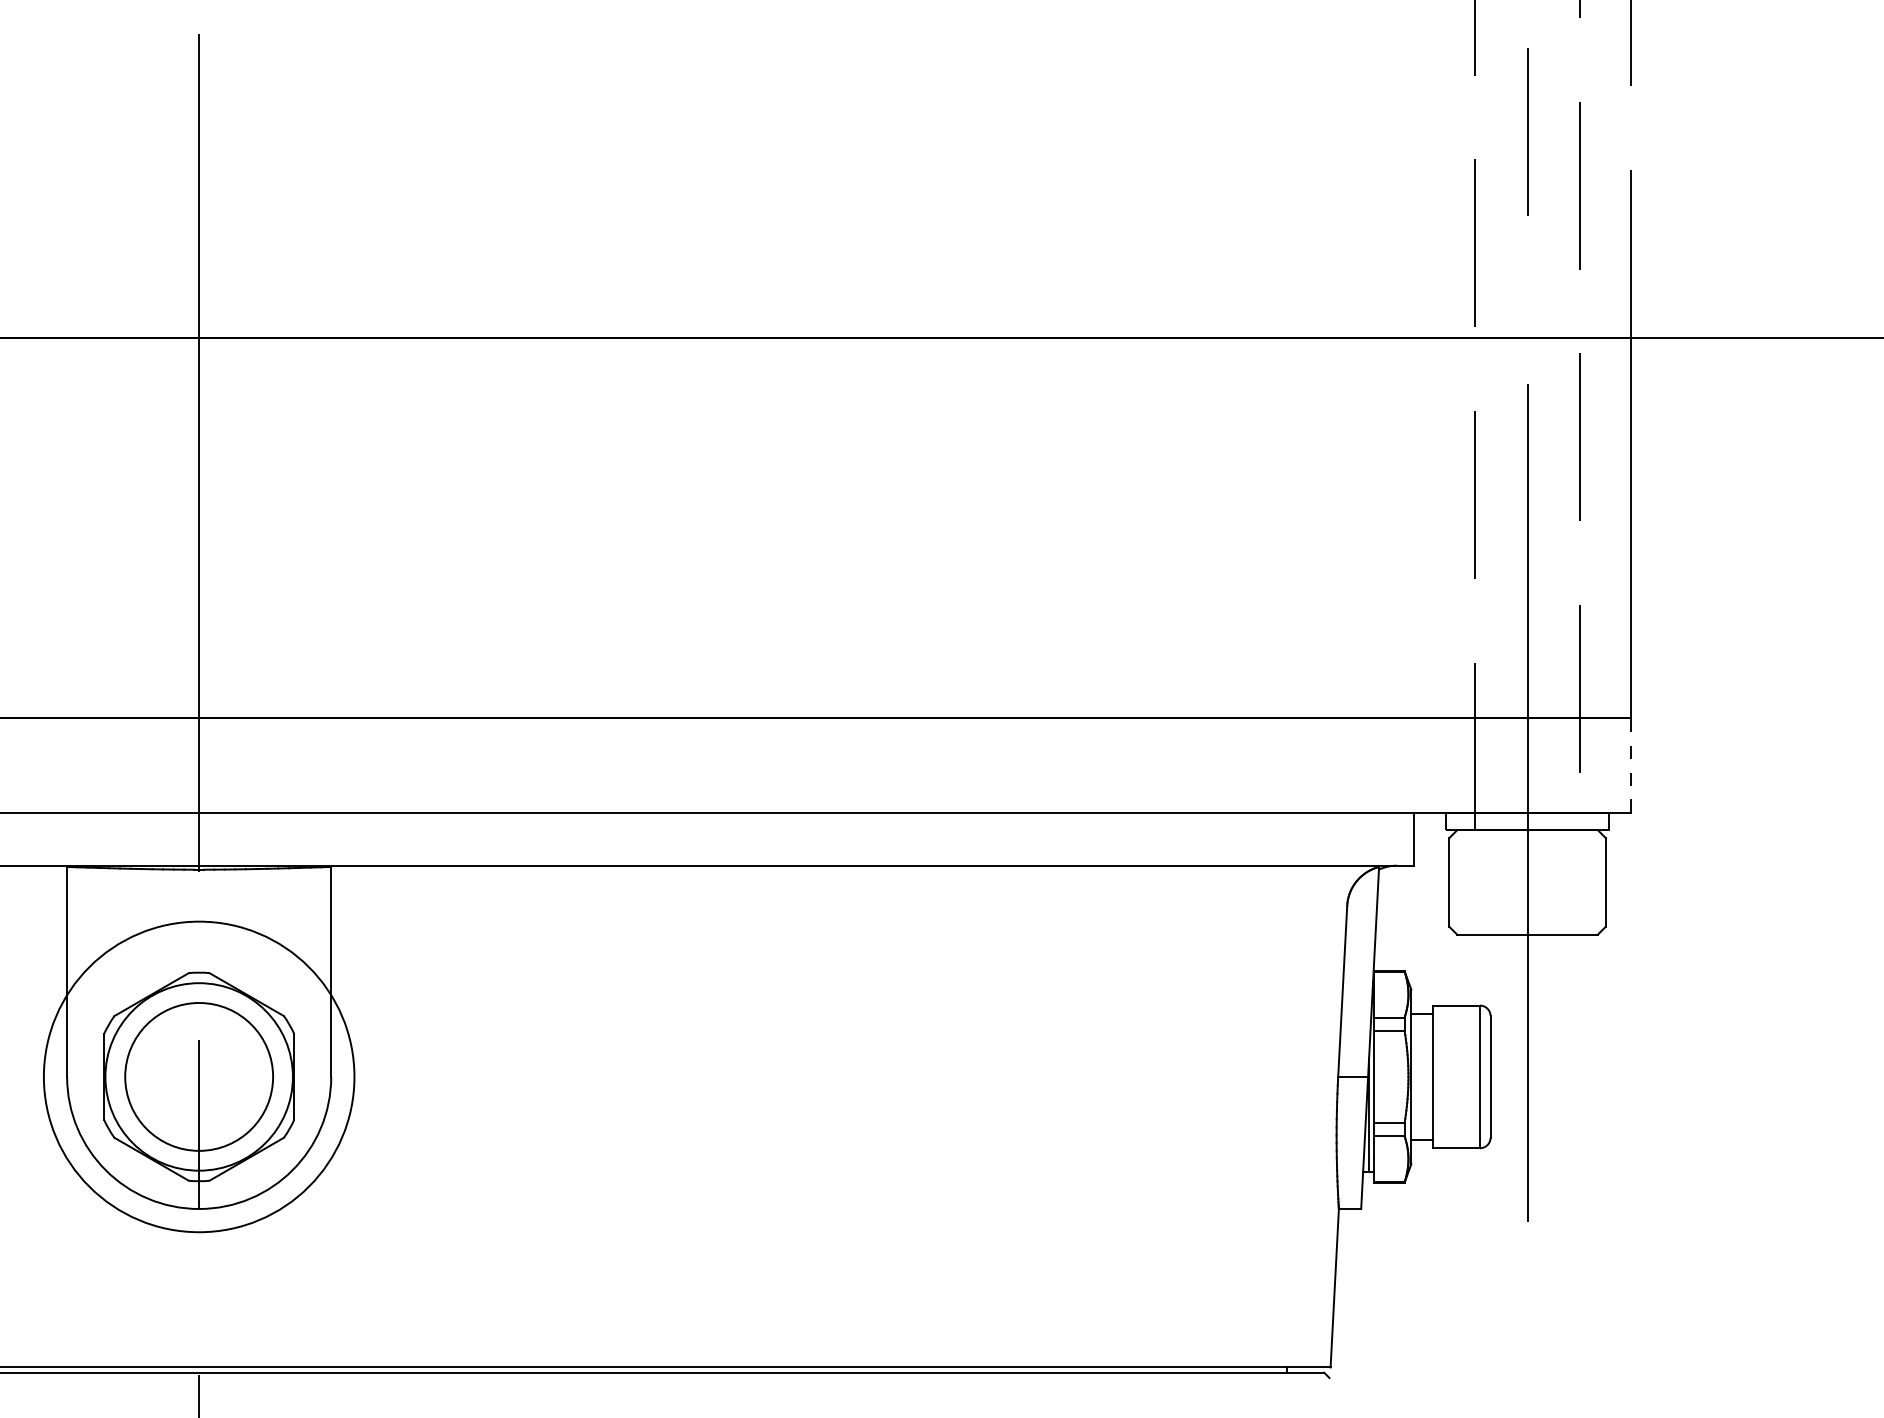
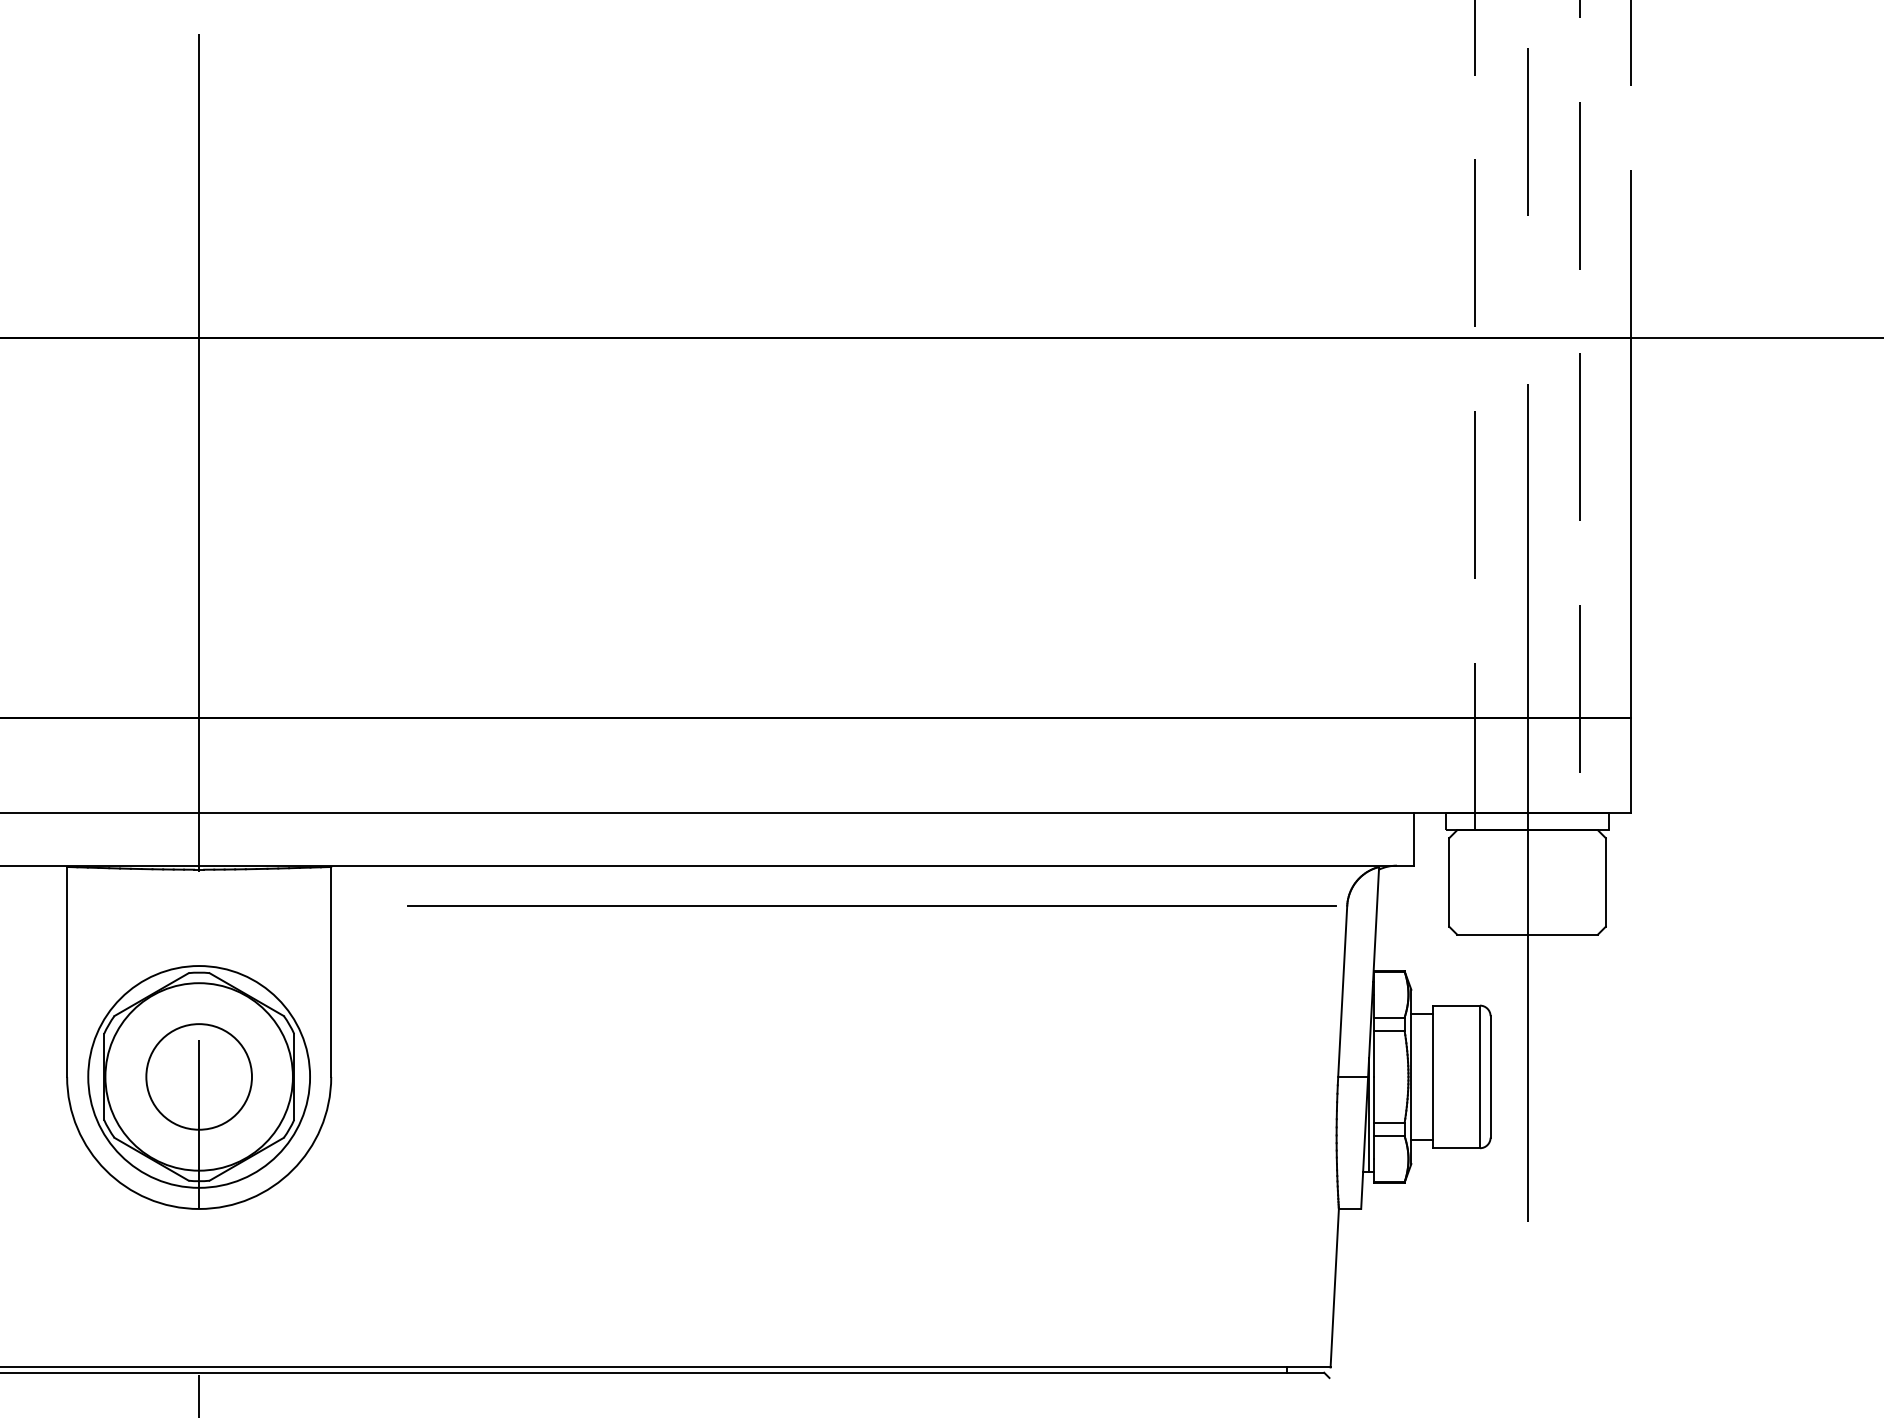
line: dashed -> solid (1630, 765)
line: none -> present (871, 905)
circle diameter: 311 px -> 222 px (199, 1076)
circle diameter: 148 px -> 106 px (199, 1076)
